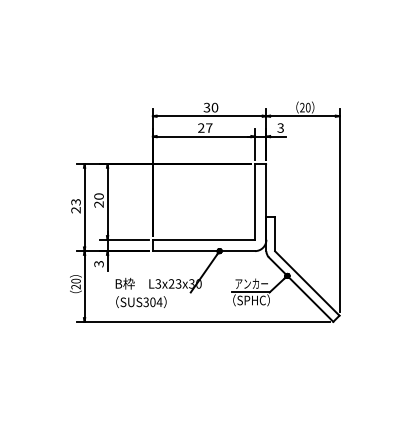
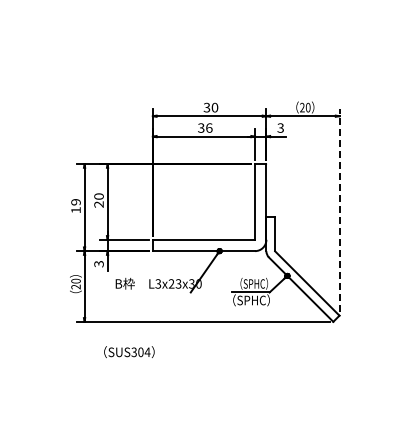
text: 27 -> 36 (205, 127)
text: 23 -> 19 (75, 206)
line: solid -> dashed (339, 210)
text: アンカー -> （SPHC） (251, 283)
text position: (141, 301) -> (129, 351) (129, 351)
